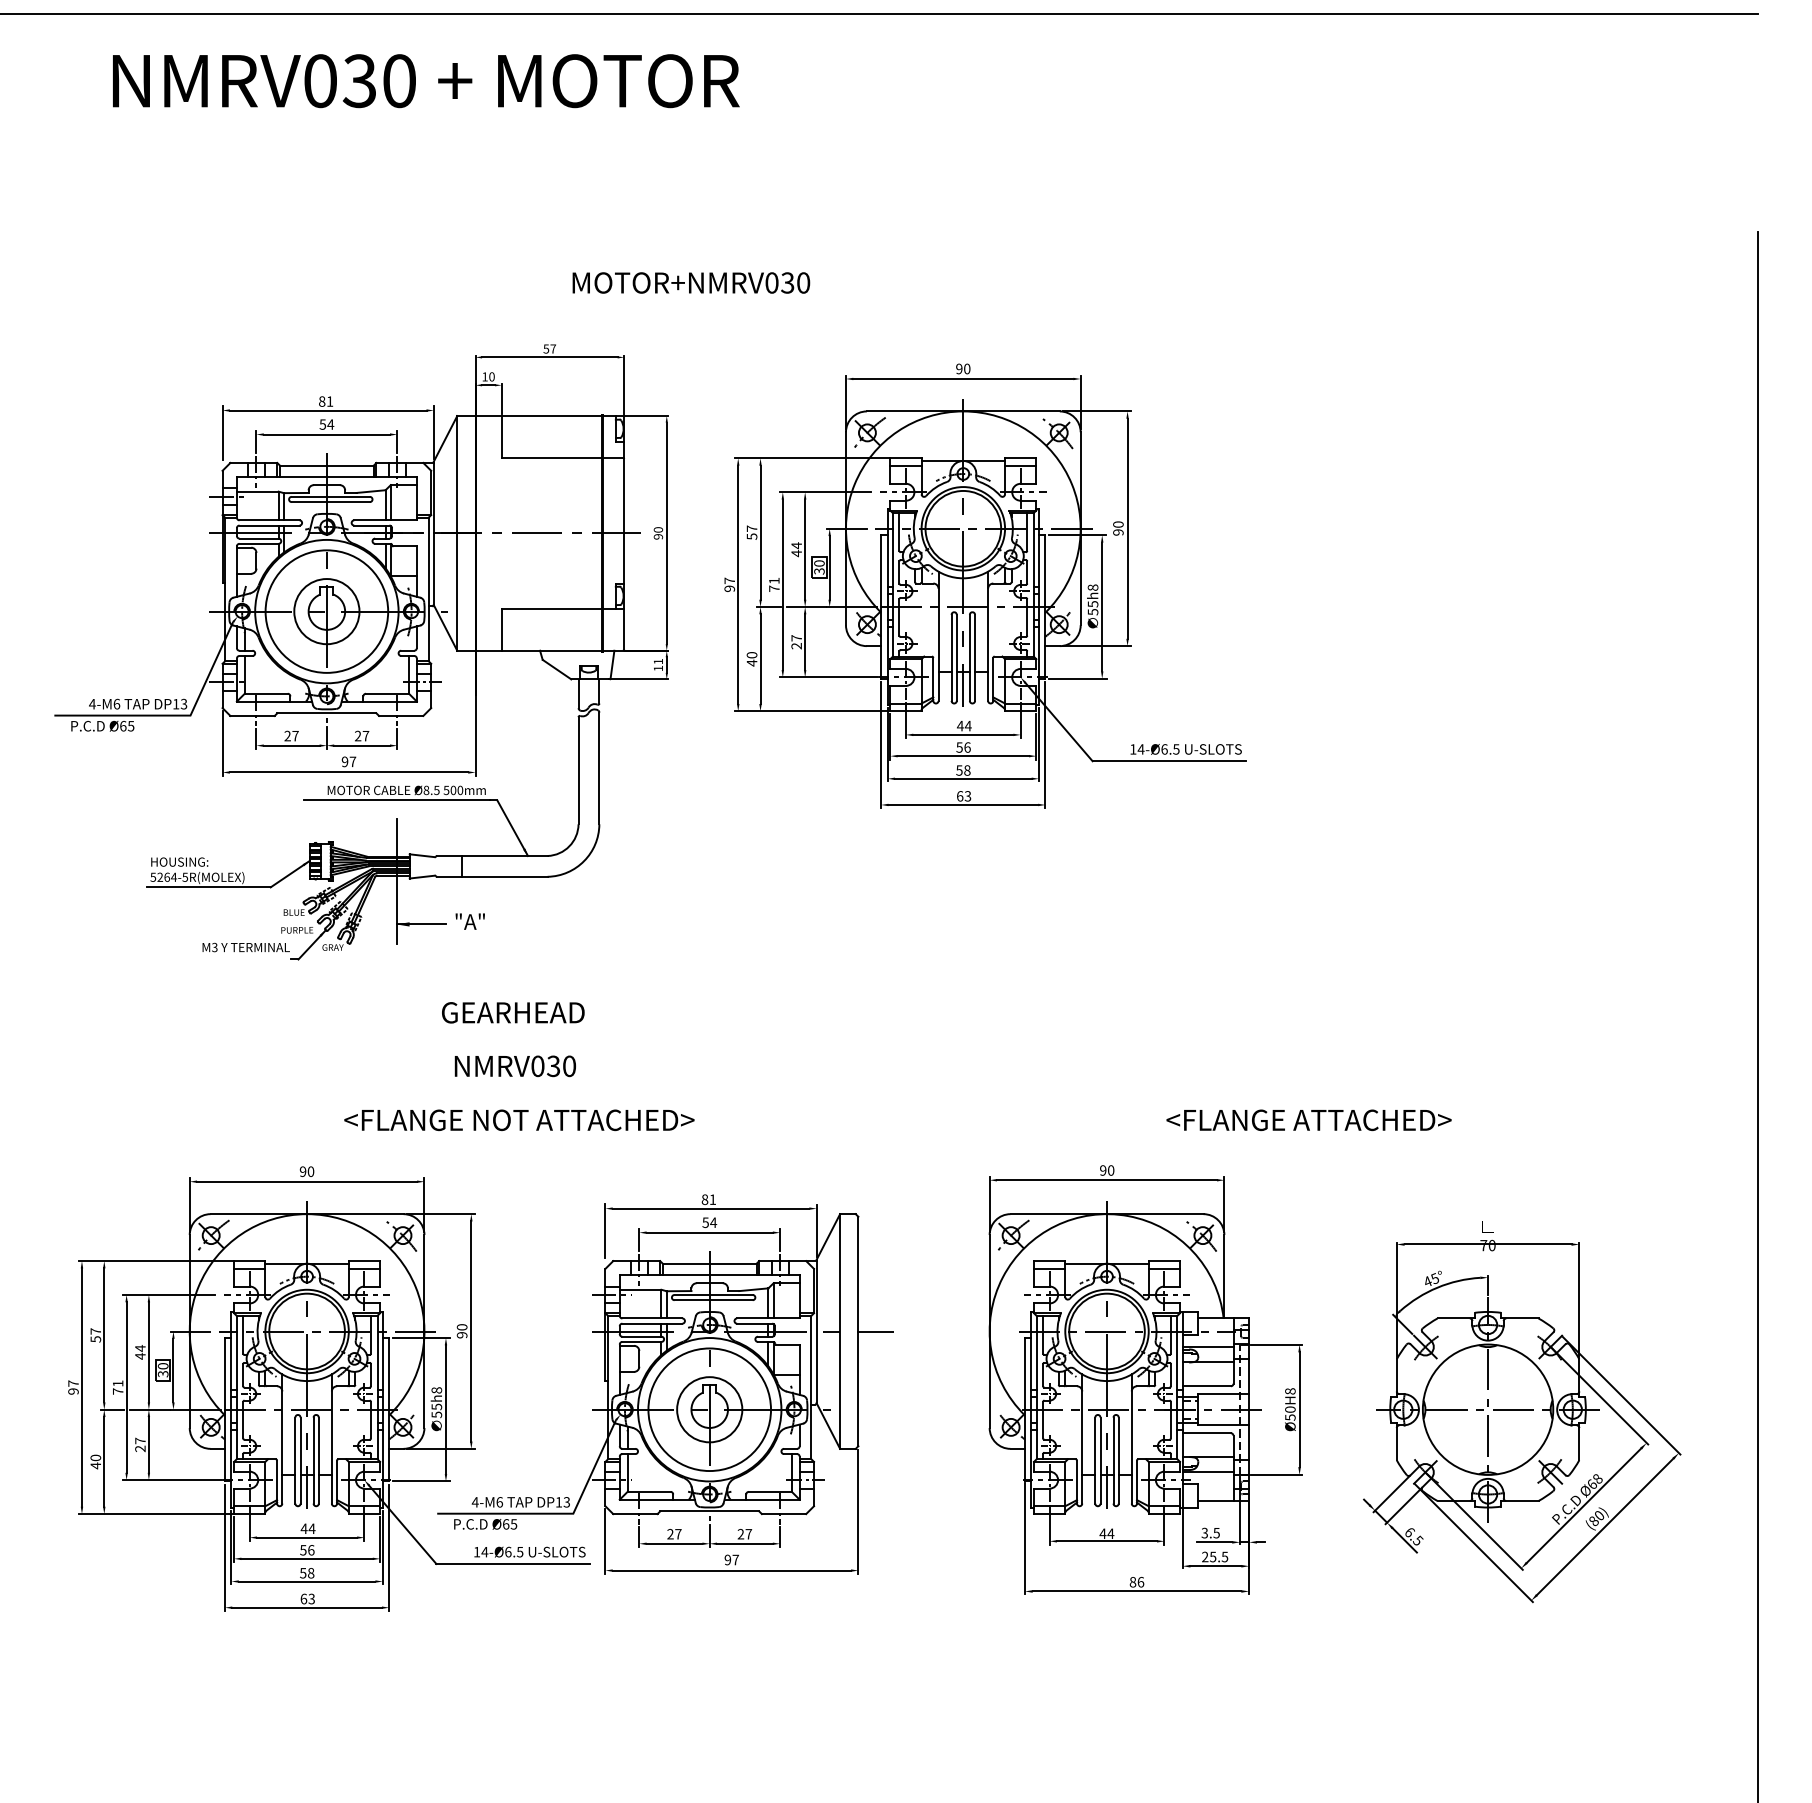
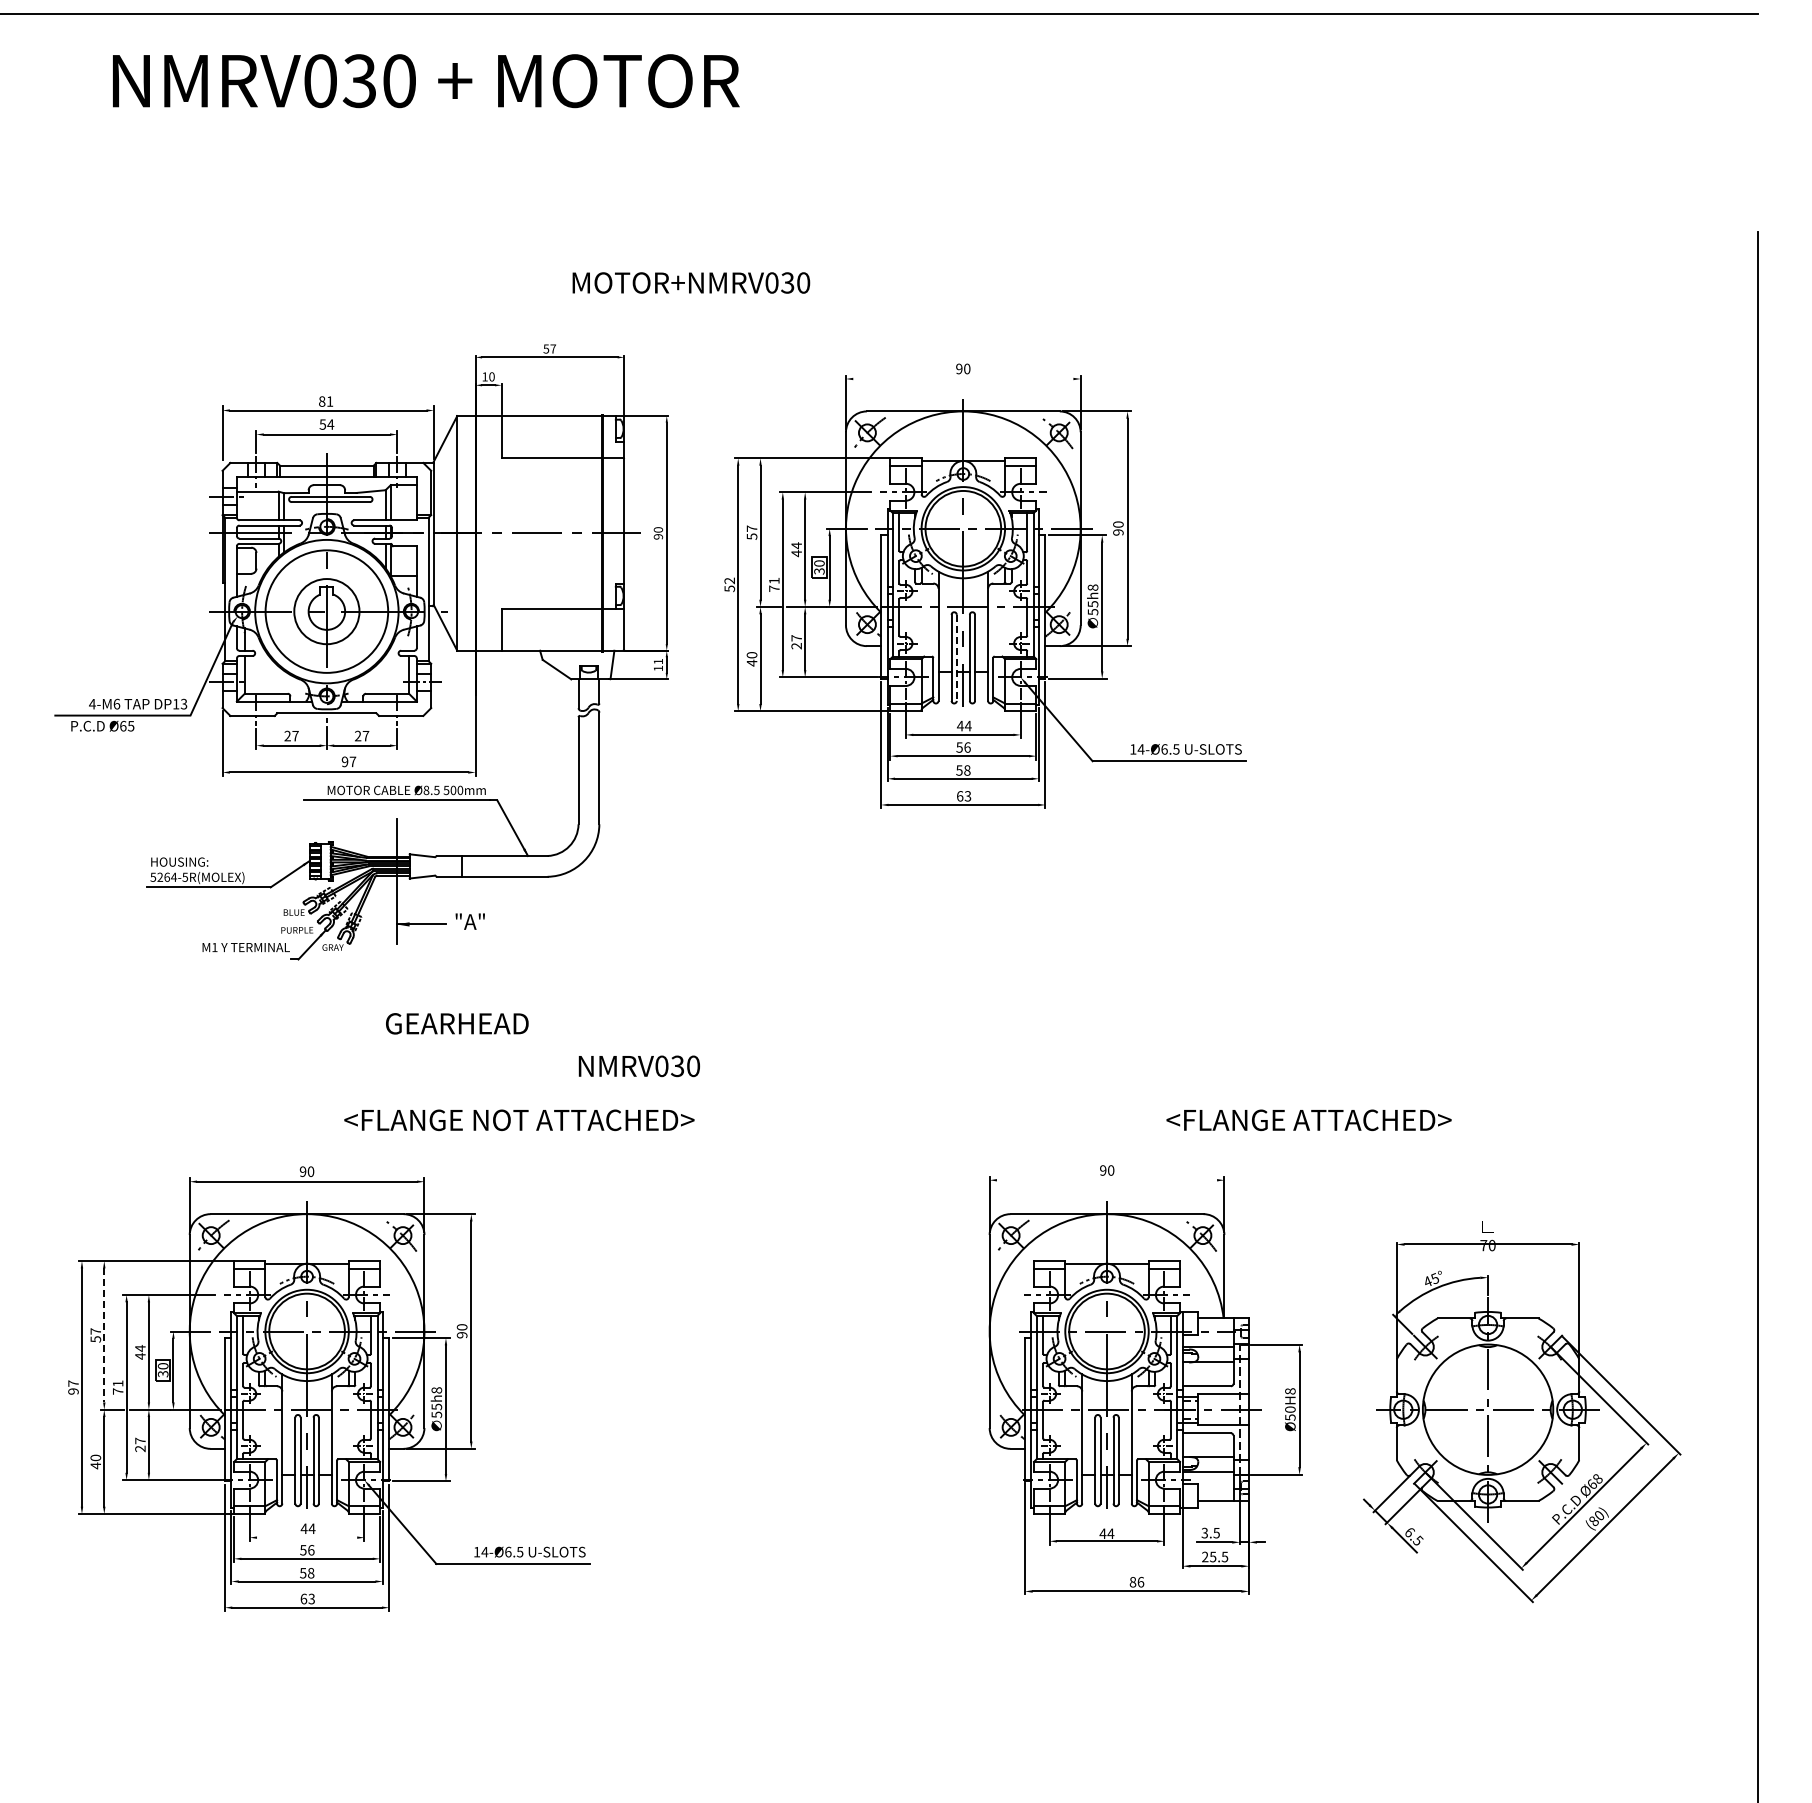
line: present -> none (963, 378)
text: 97 -> 52 (729, 584)
line: solid -> dashed (956, 658)
text: M3 -> M1 (214, 947)
text position: (513, 1012) -> (457, 1023) (457, 1023)
text position: (514, 1066) -> (638, 1066) (638, 1066)
line: present -> none (1106, 1180)
line: solid -> dashed (104, 1335)
part: present -> none (665, 1384)
line: present -> none (307, 1537)
